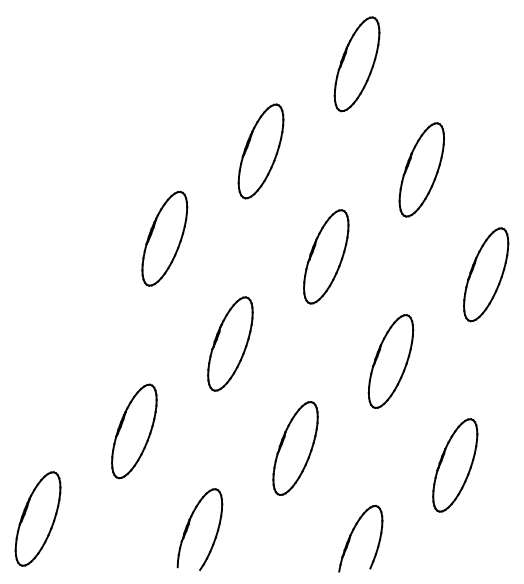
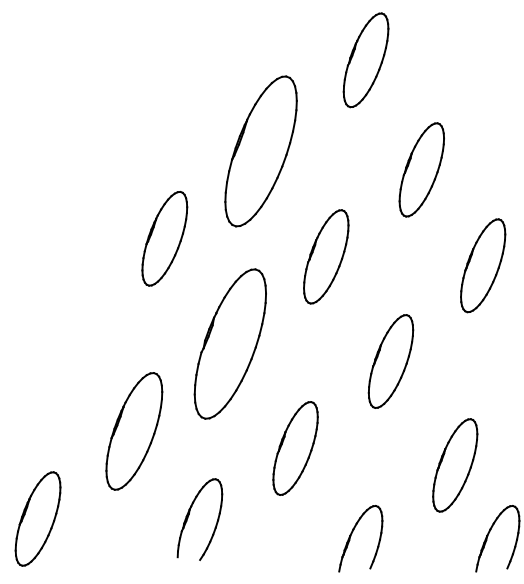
part position: (356, 64) -> (365, 60) (365, 60)
part size: 48x97 px -> 74x153 px (260, 151)
part position: (486, 274) -> (483, 265) (483, 265)
part size: 47x96 px -> 74x152 px (229, 343)
part size: 47x97 px -> 59x119 px (134, 431)
part position: (189, 525) -> (189, 515) (189, 515)
part: none -> present (488, 536)
